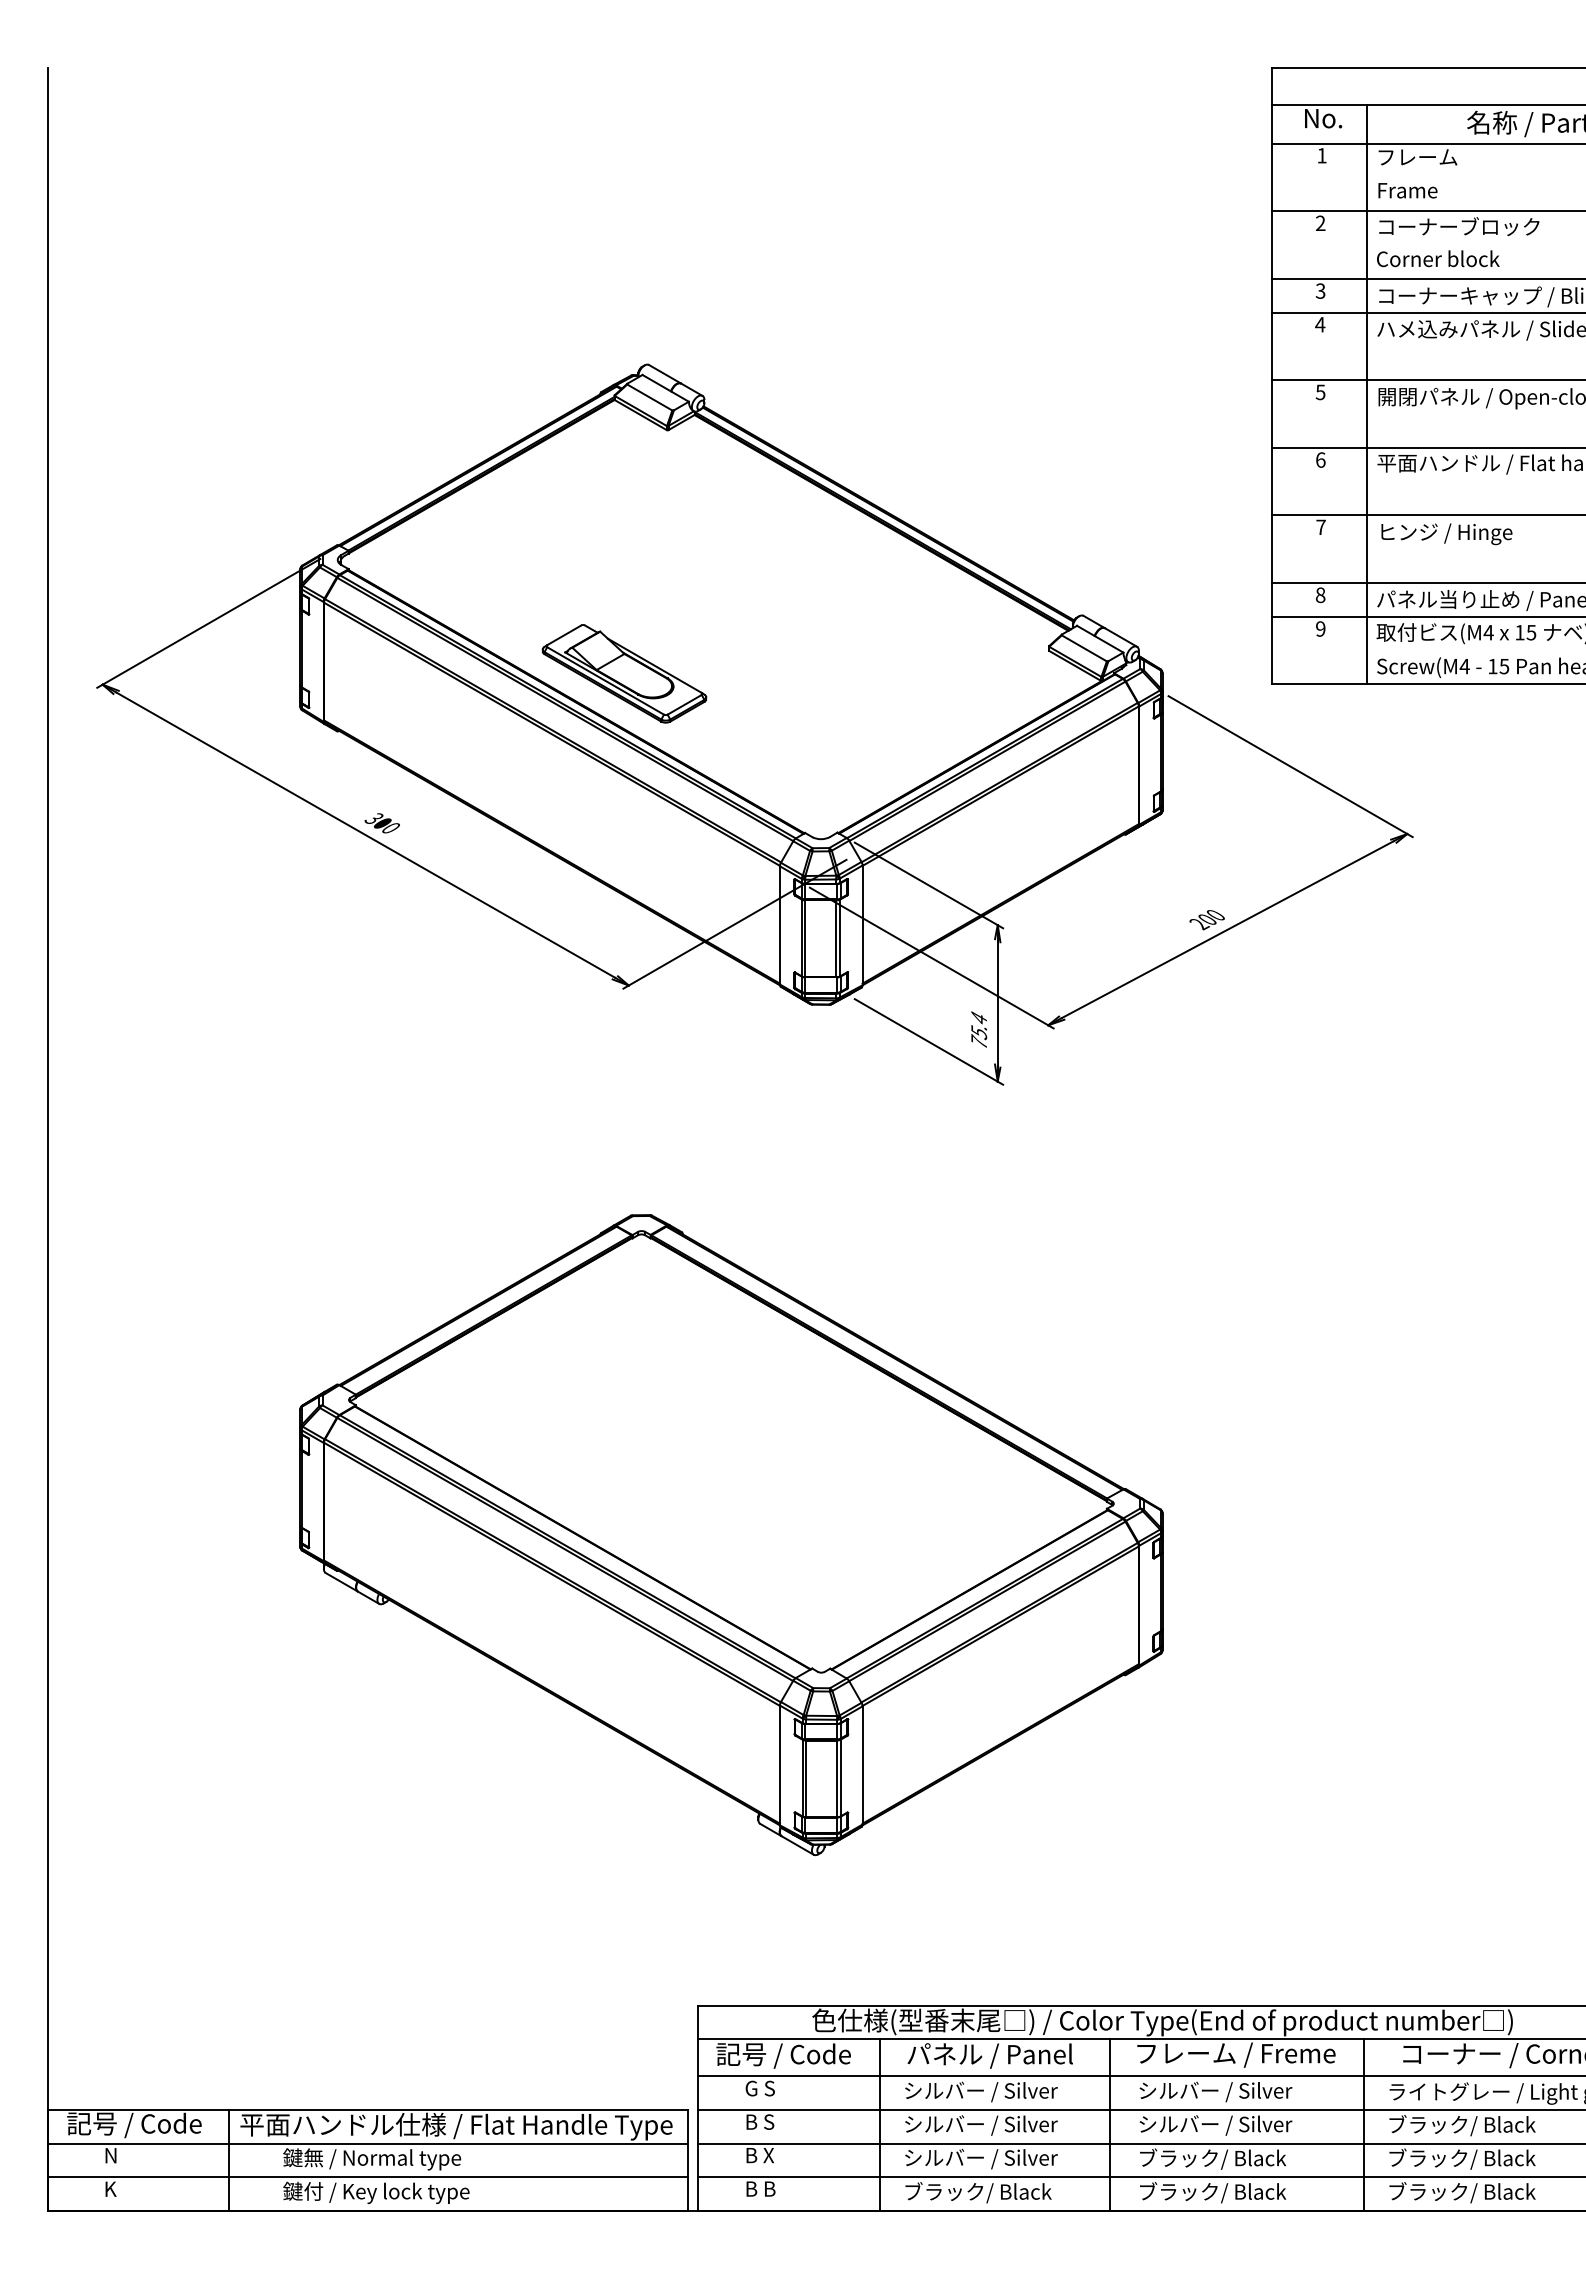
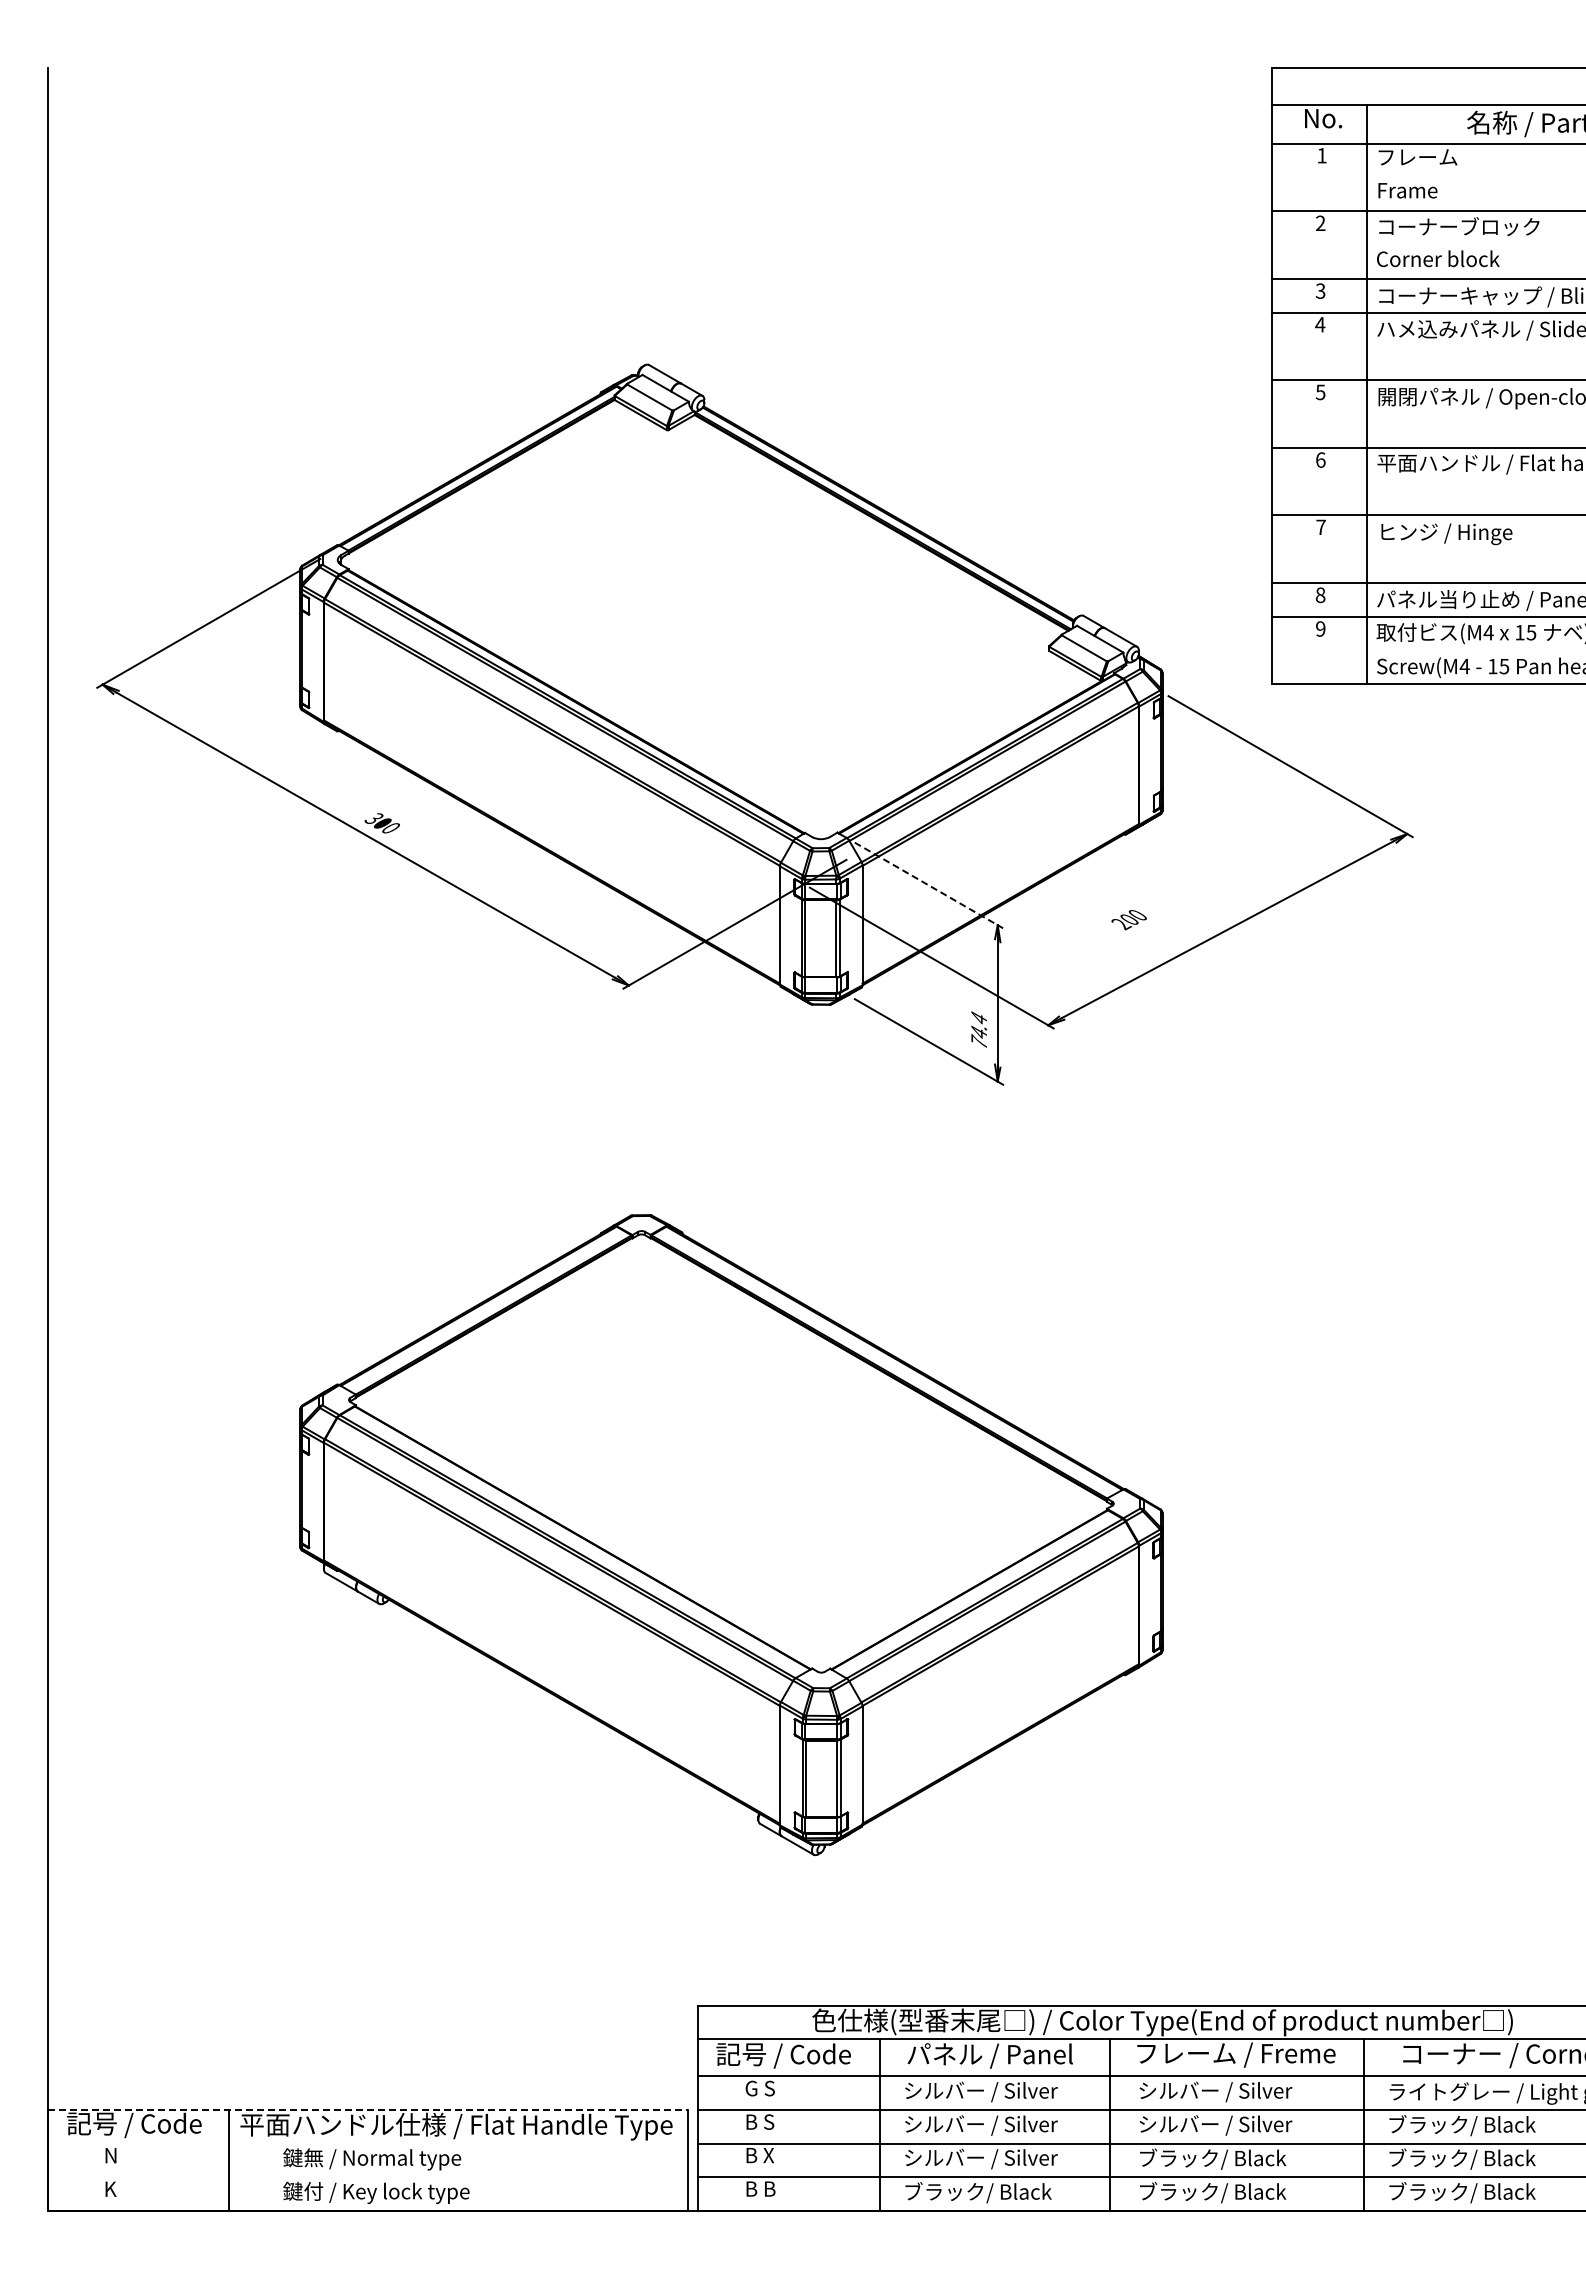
part: present -> none (624, 673)
line: solid -> dashed (928, 885)
text position: (1206, 920) -> (1128, 920) (1128, 920)
text: 75.4 -> 74.4 (979, 1032)
line: solid -> dashed (368, 2109)
line: present -> none (367, 2143)
line: present -> none (367, 2177)
